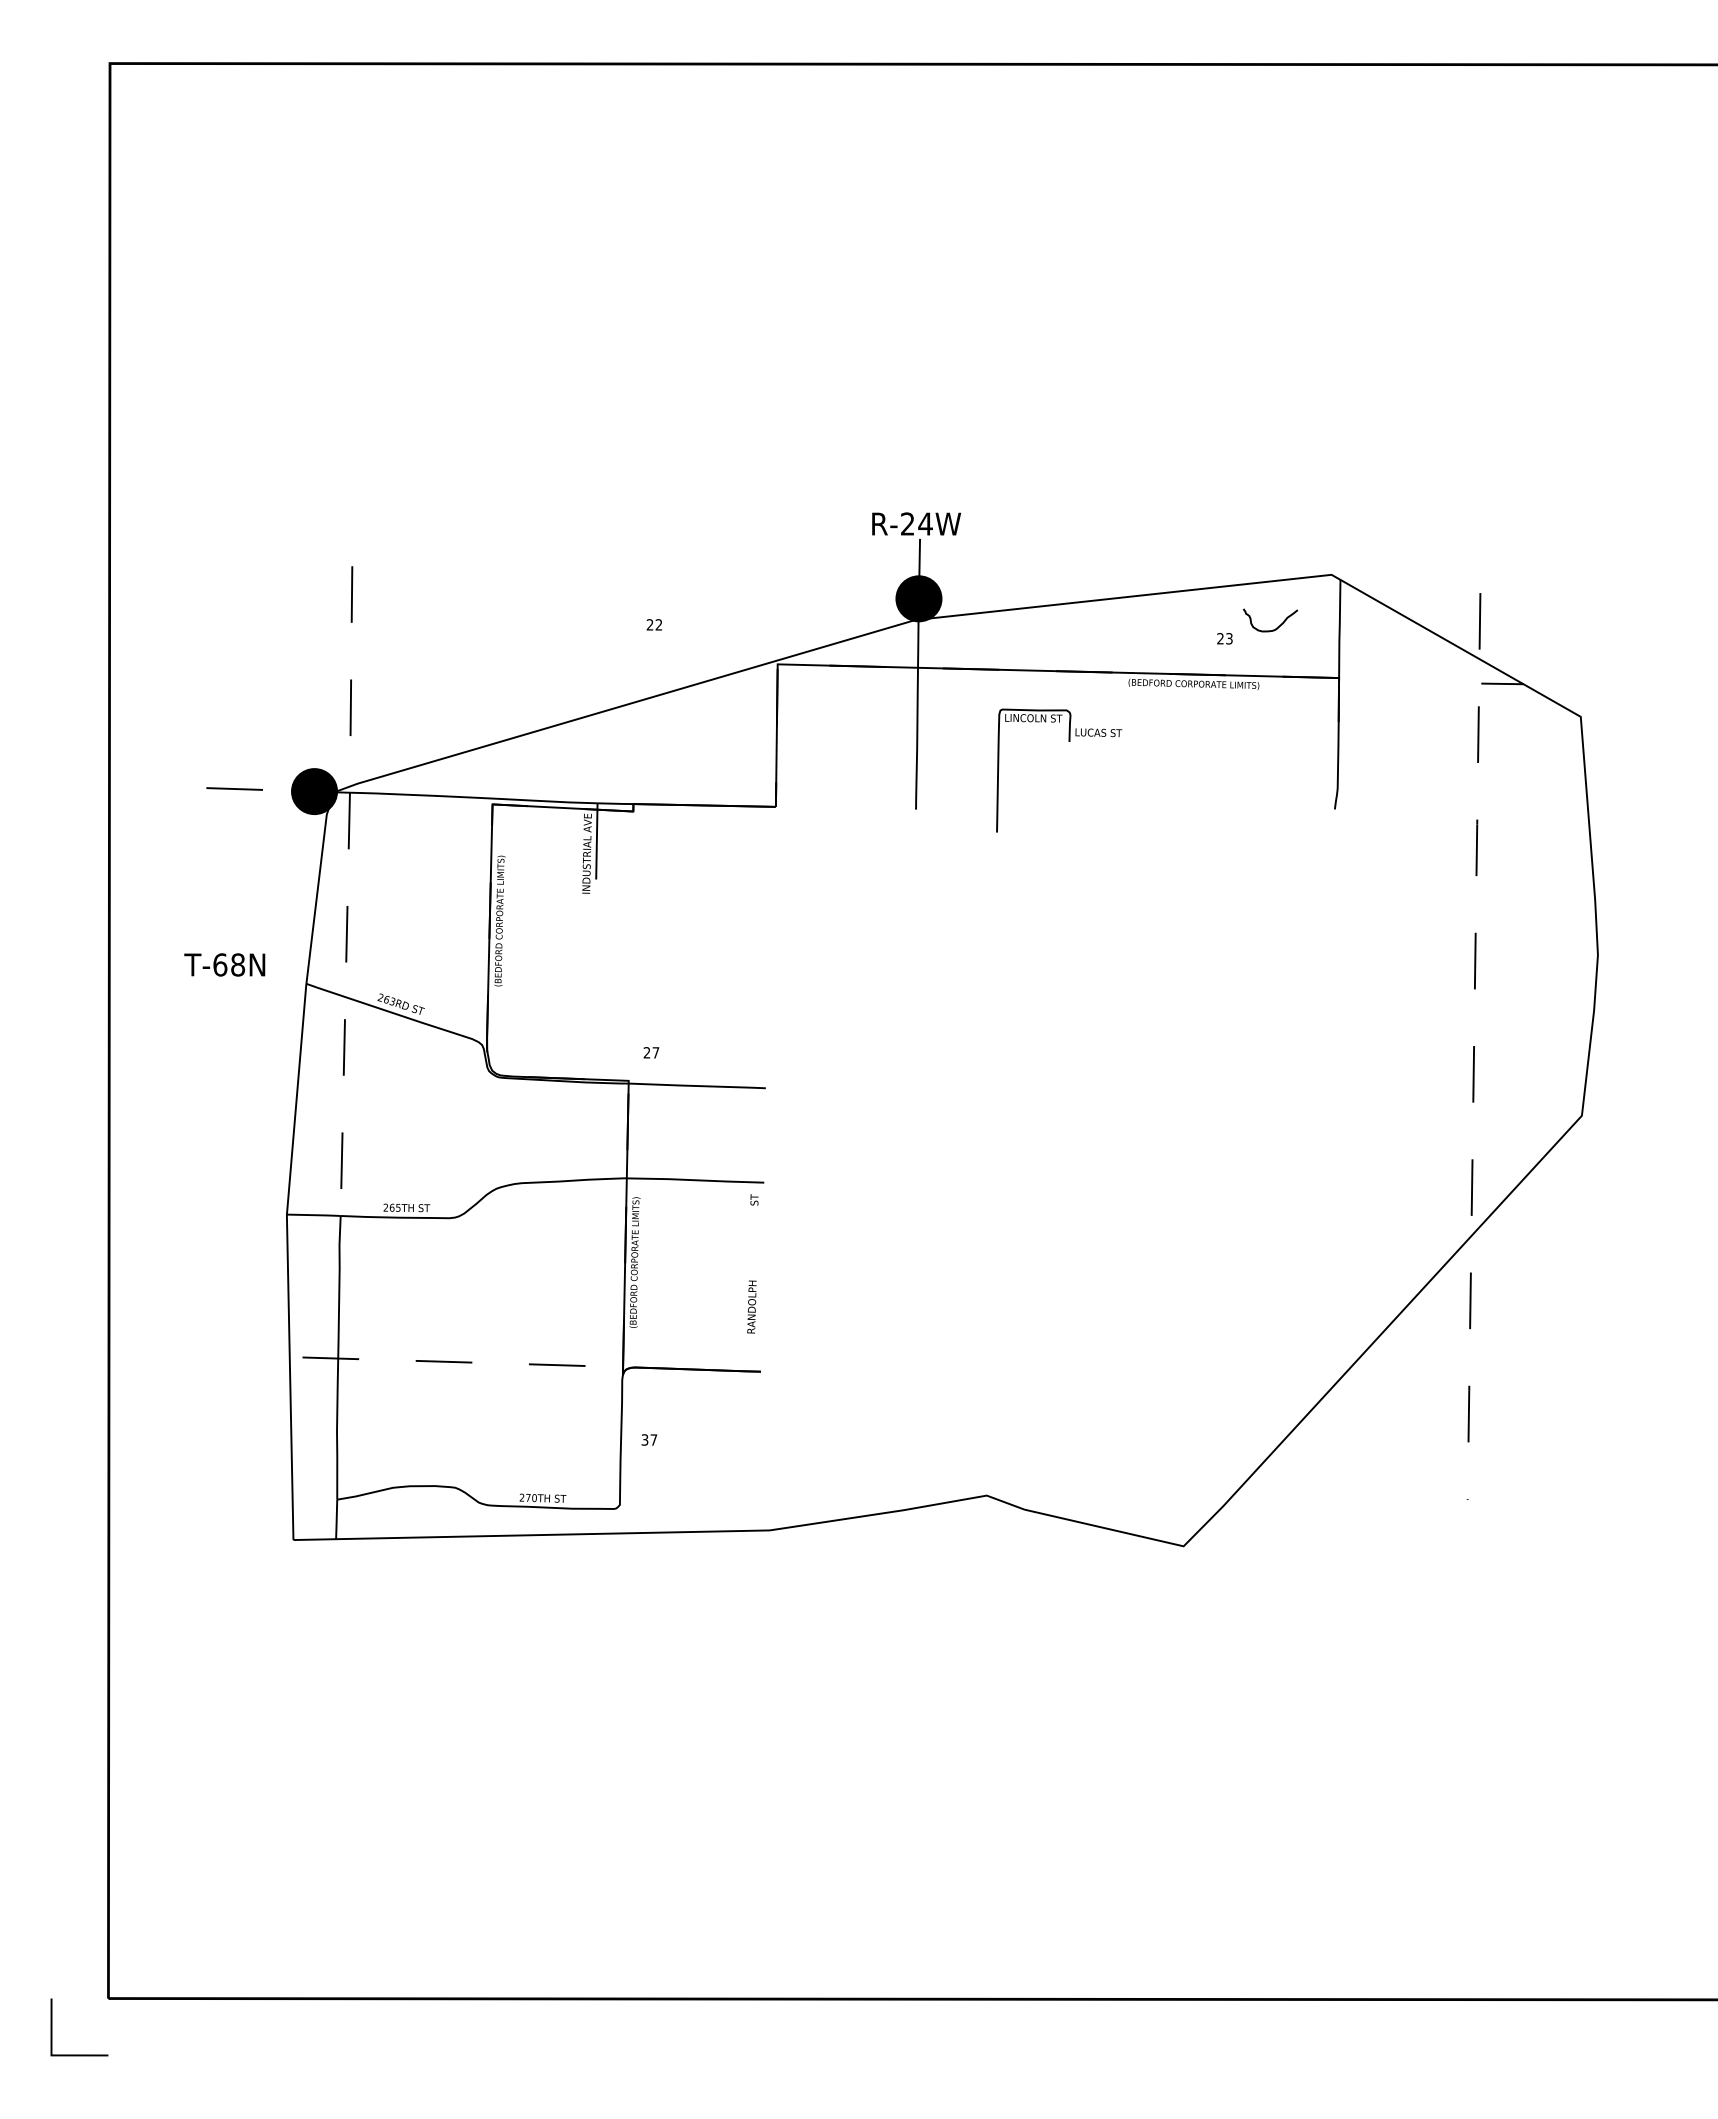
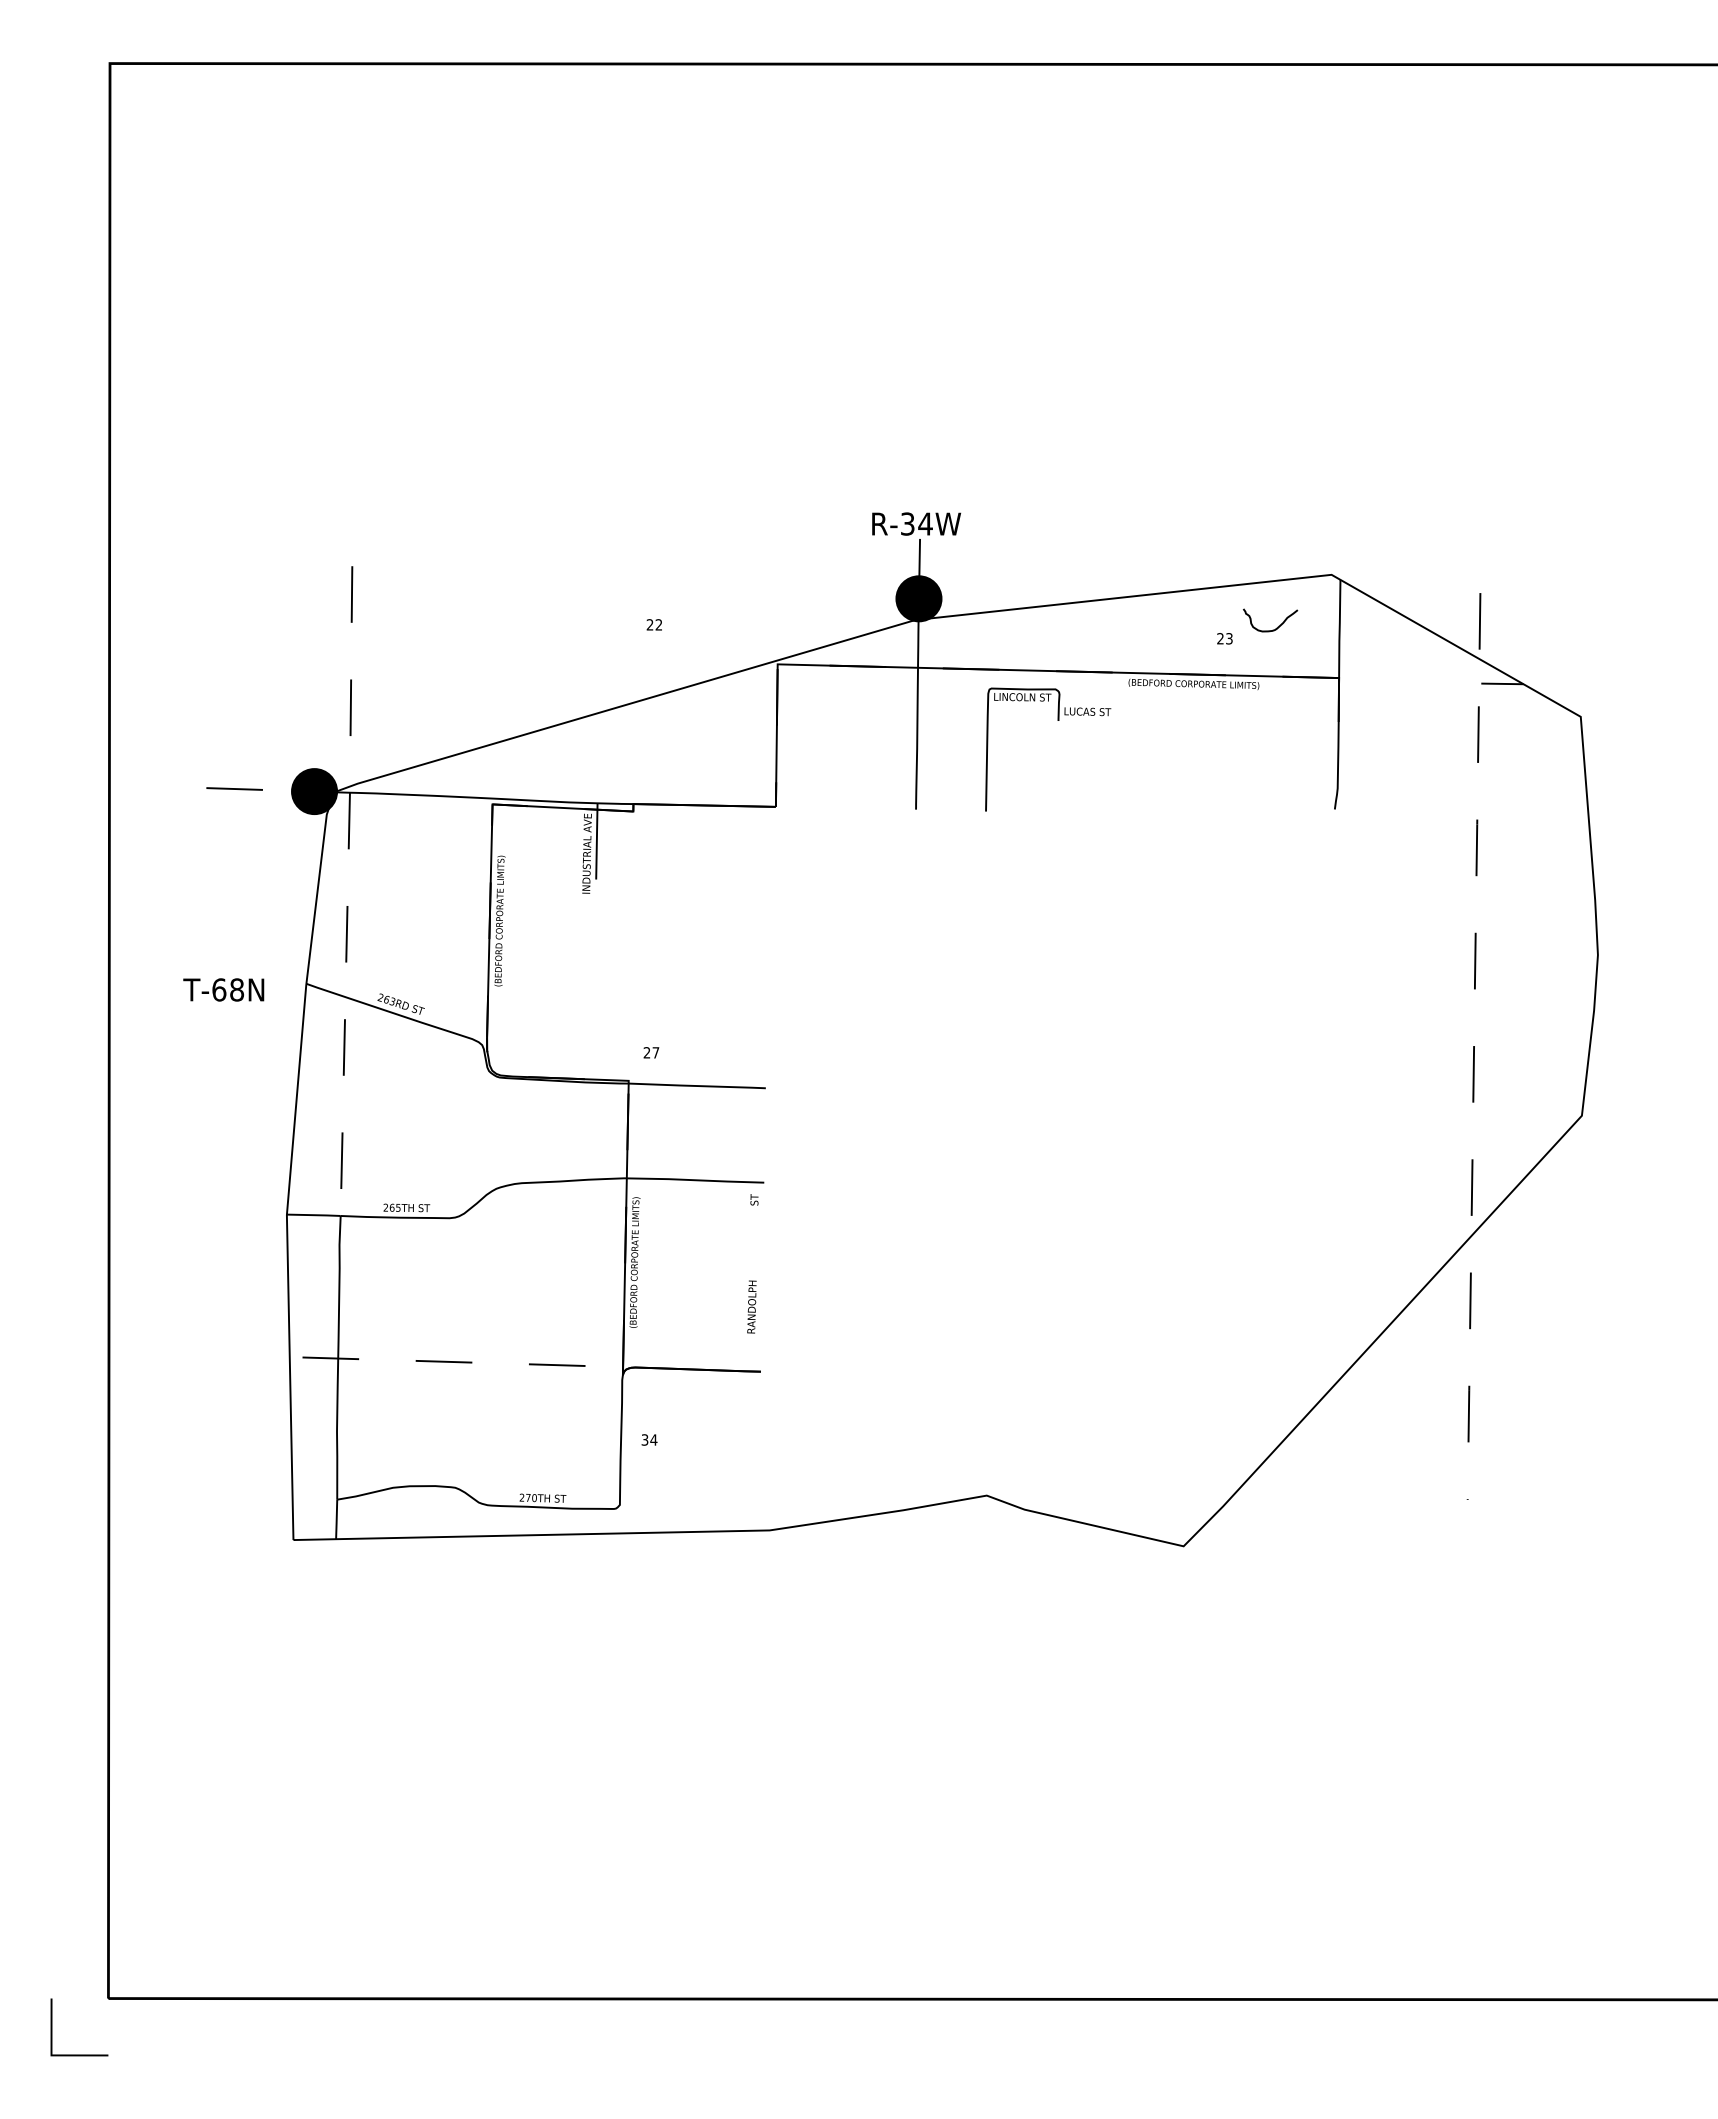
text: R-24W -> R-34W (907, 523)
part position: (1068, 741) -> (1057, 720) (1057, 720)
text position: (224, 964) -> (223, 989) (223, 989)
text: 37 -> 34 (653, 1439)
